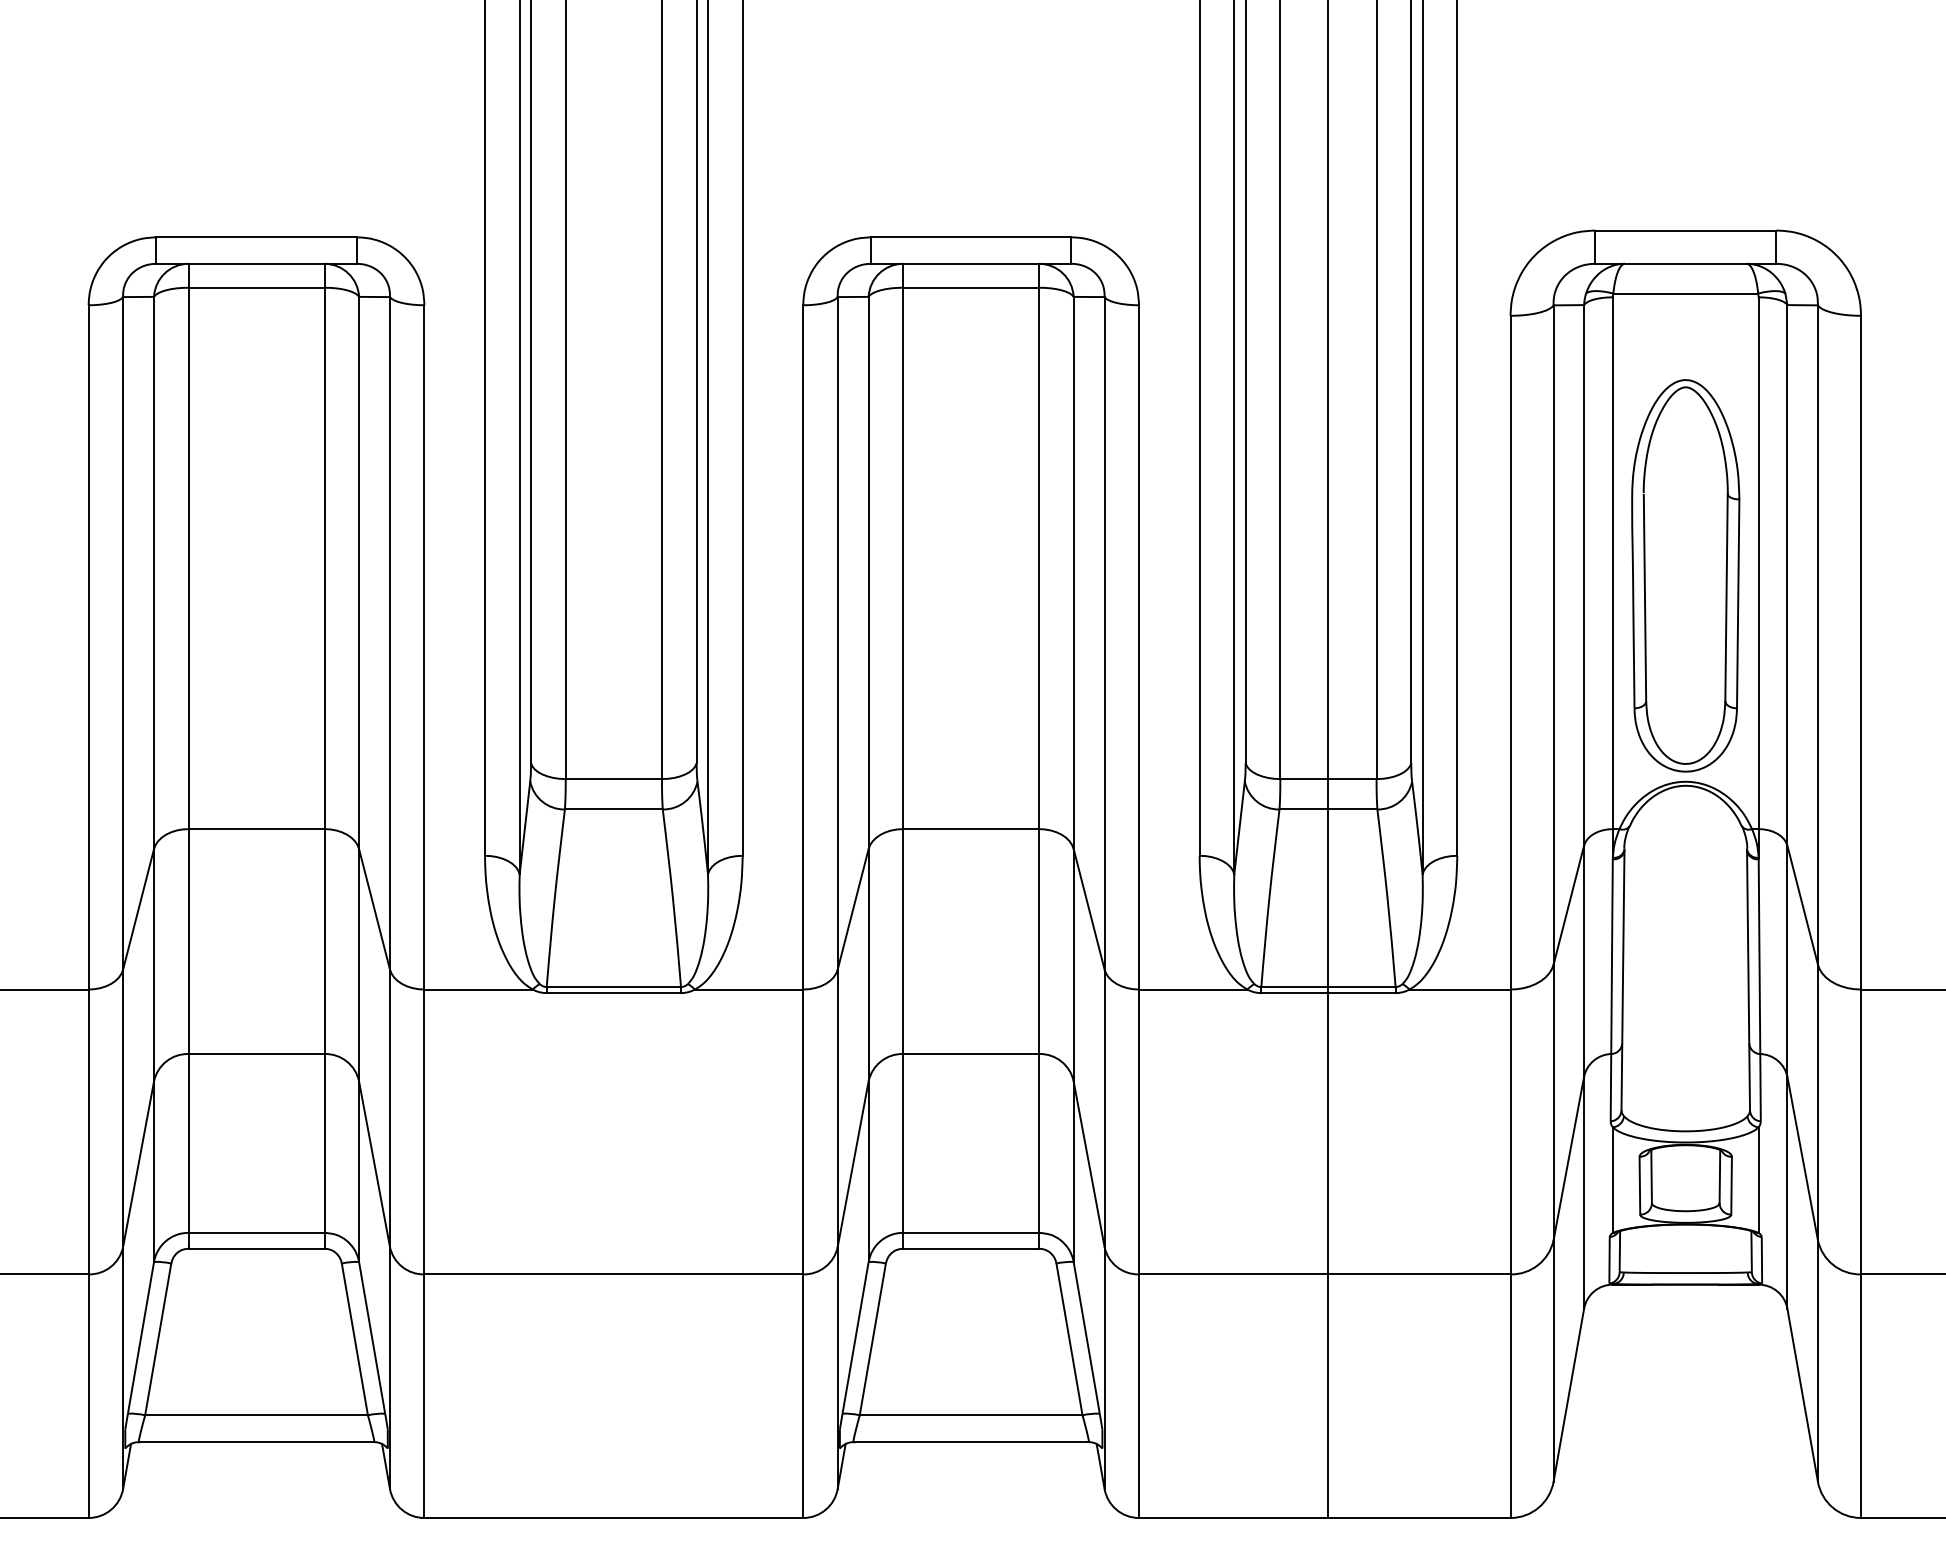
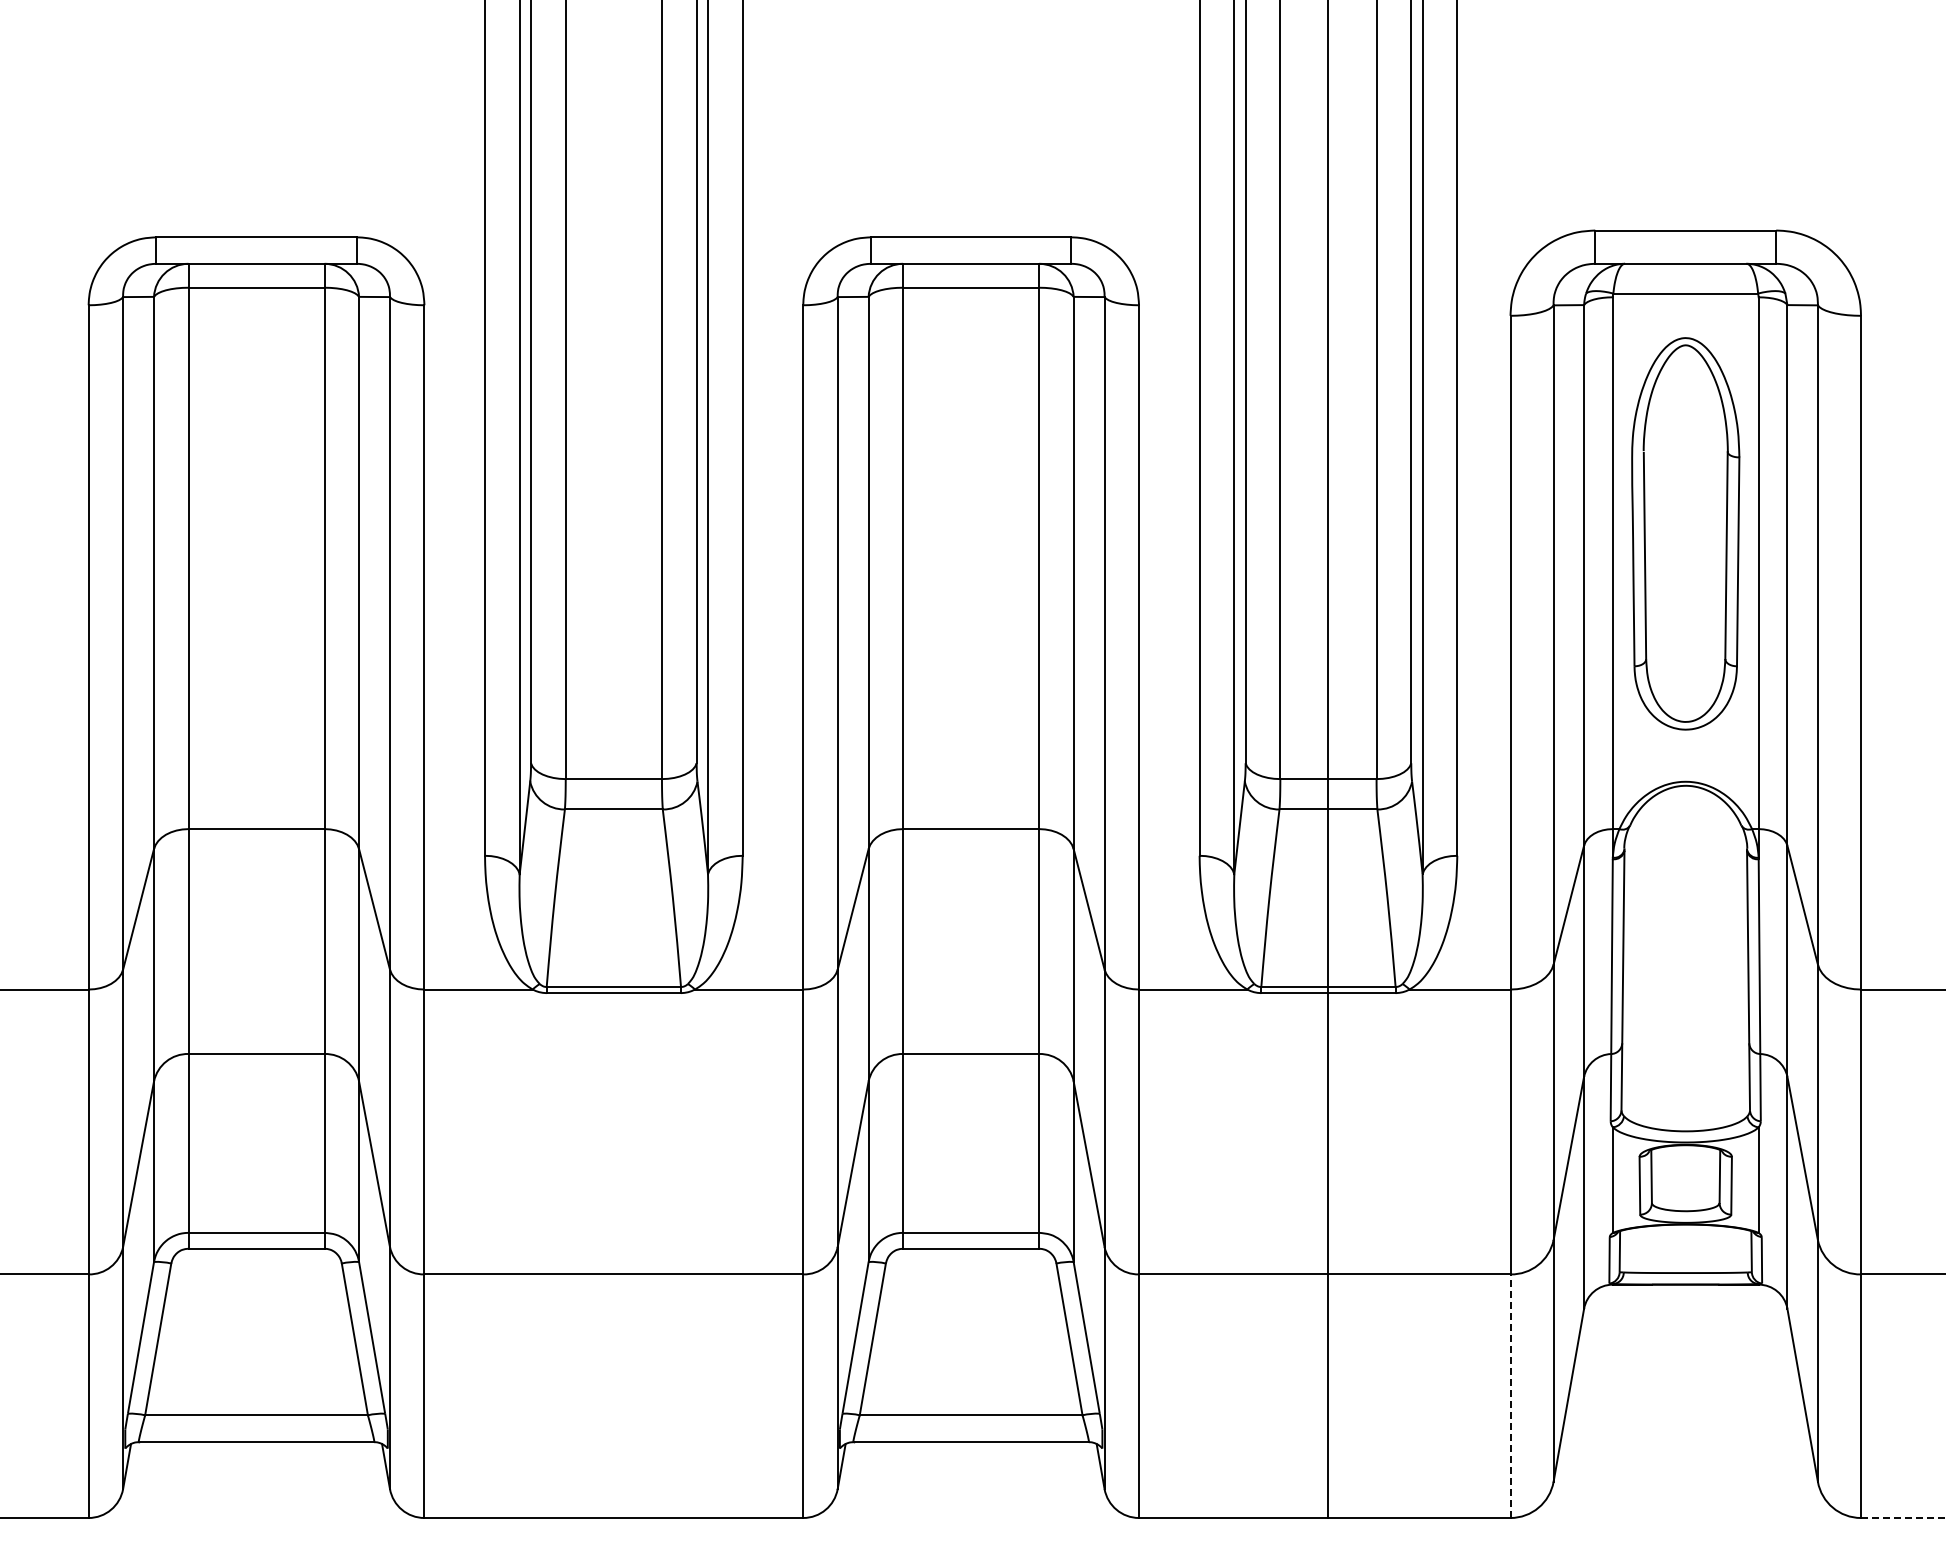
part position: (1685, 575) -> (1685, 533) (1685, 533)
line: solid -> dashed (1510, 1396)
line: solid -> dashed (1903, 1518)
